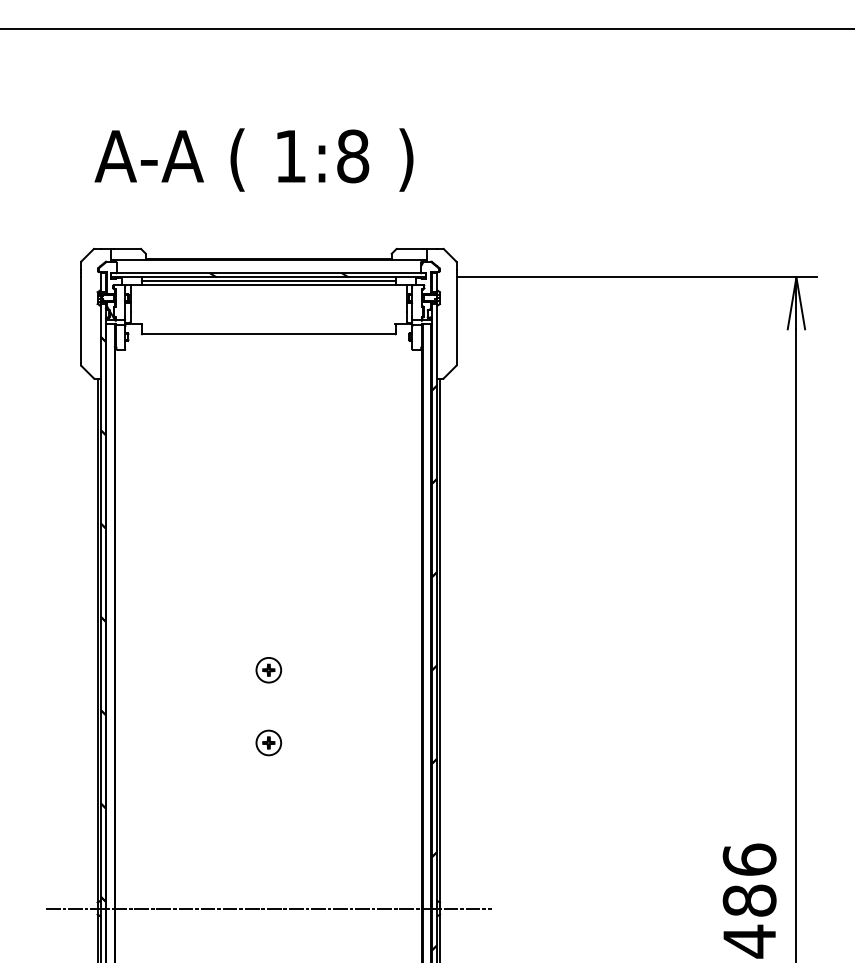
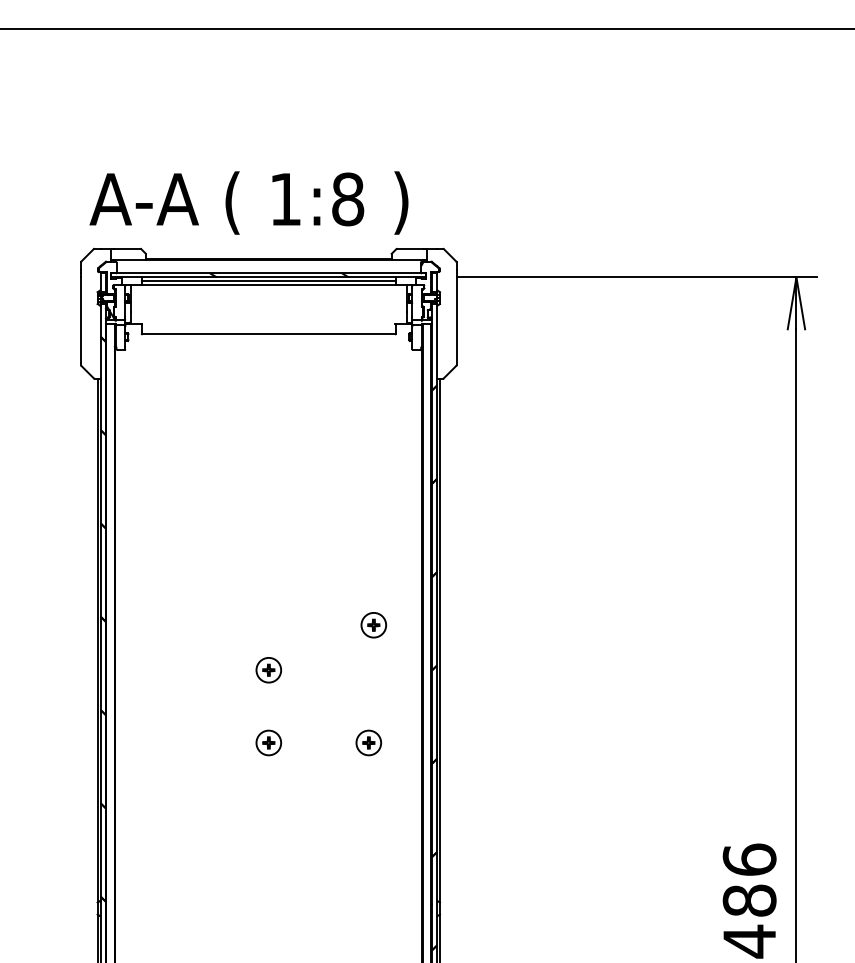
text position: (253, 159) -> (248, 202) (248, 202)
part: none -> present (373, 625)
part: none -> present (368, 742)
line: present -> none (268, 908)
